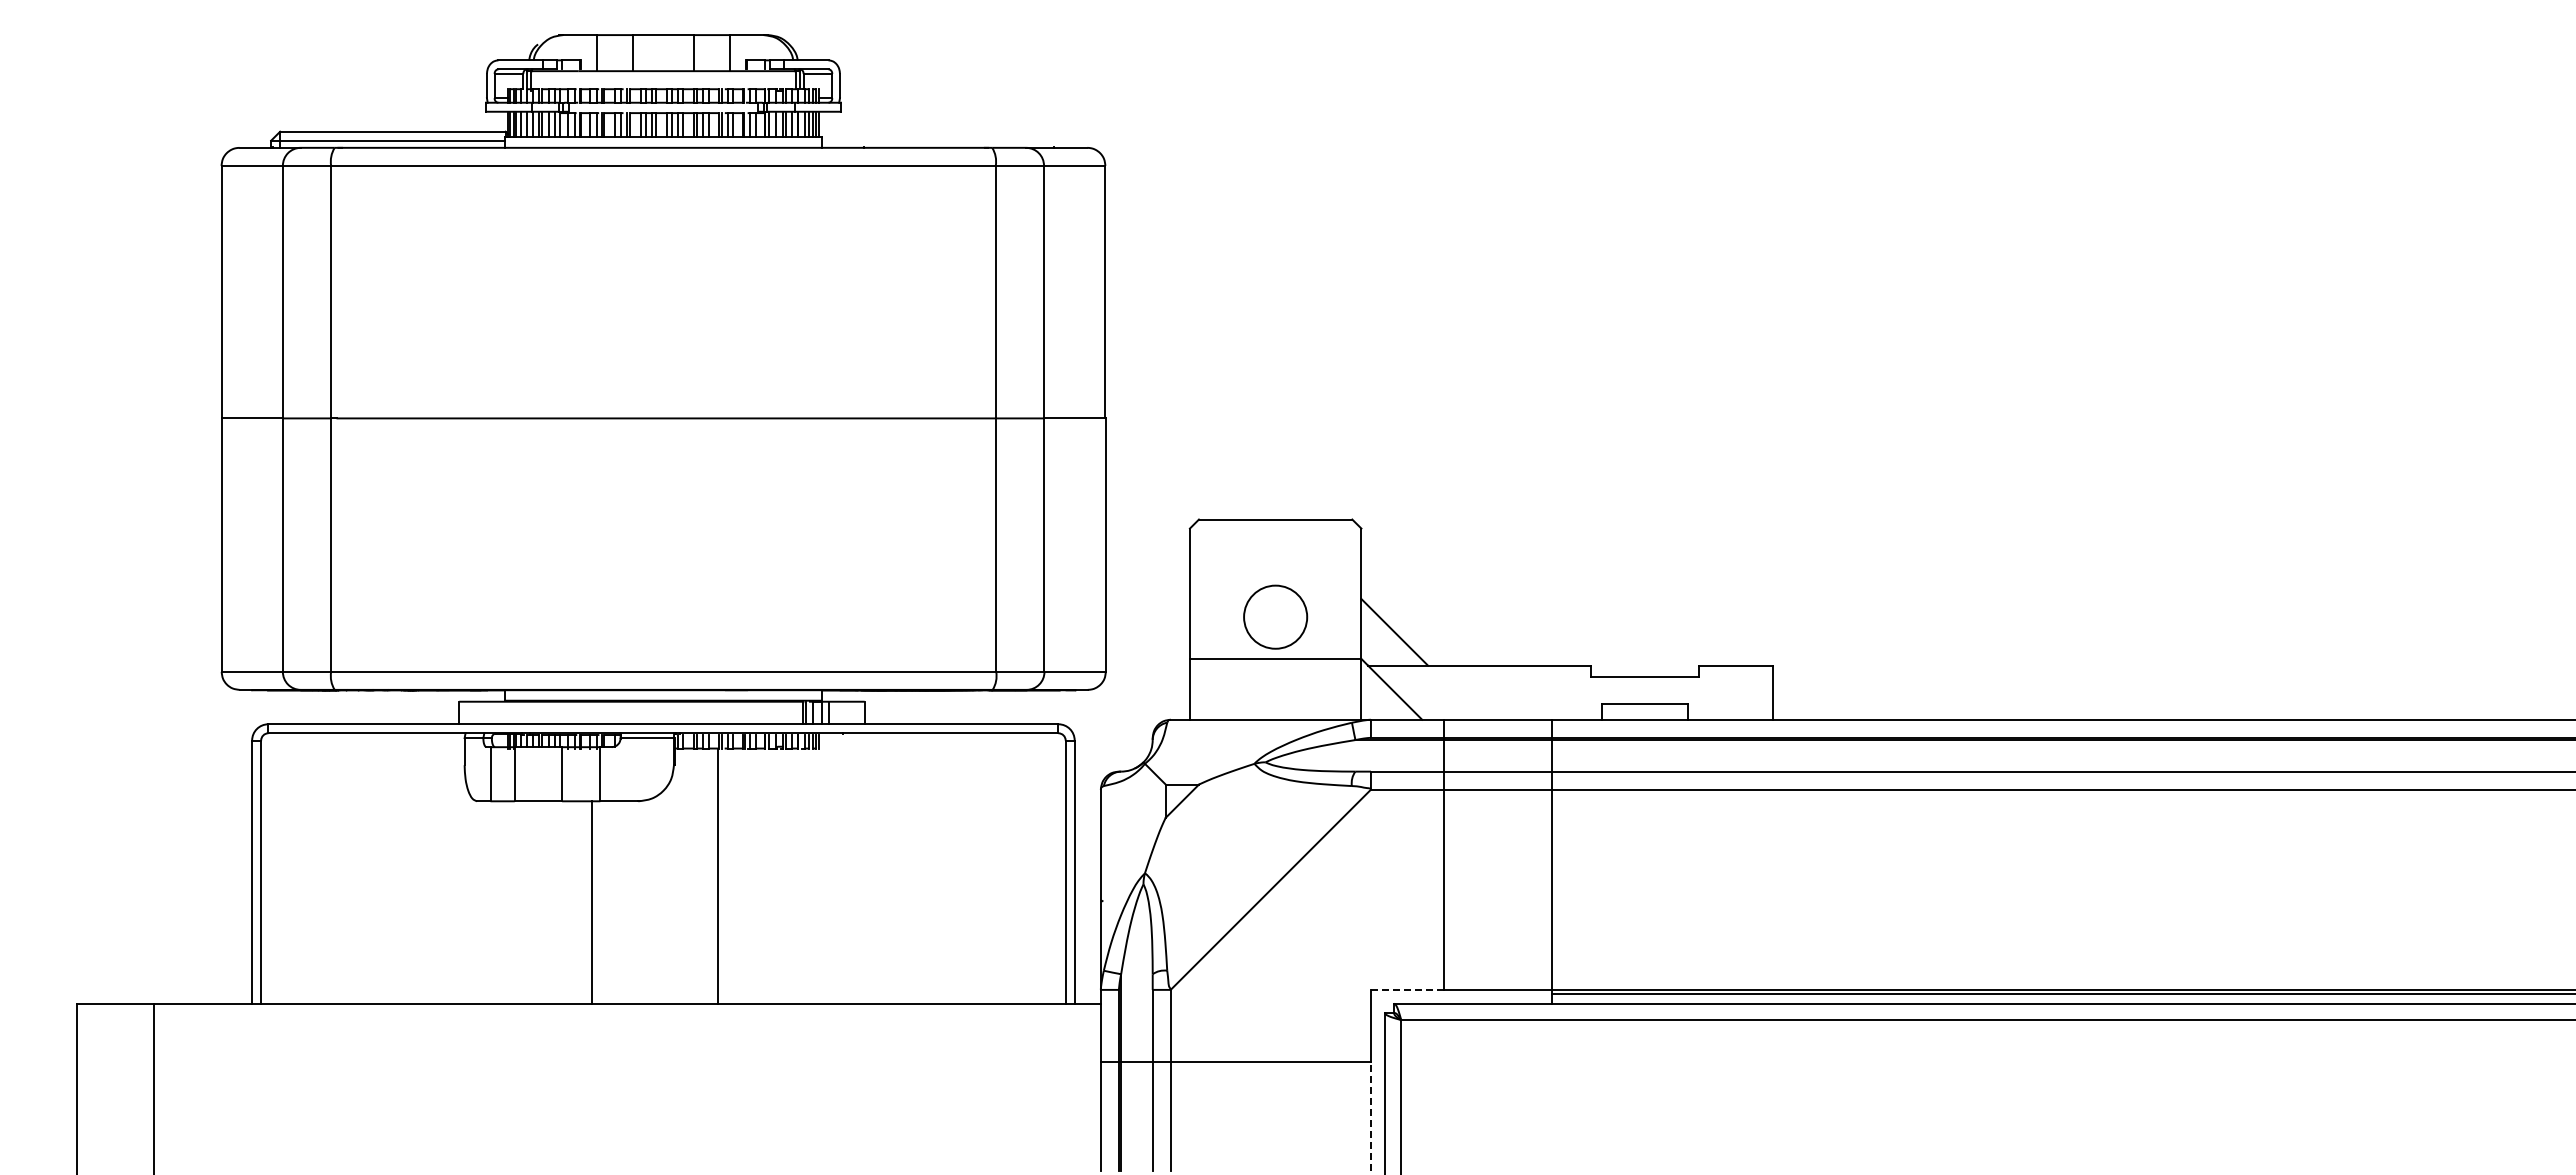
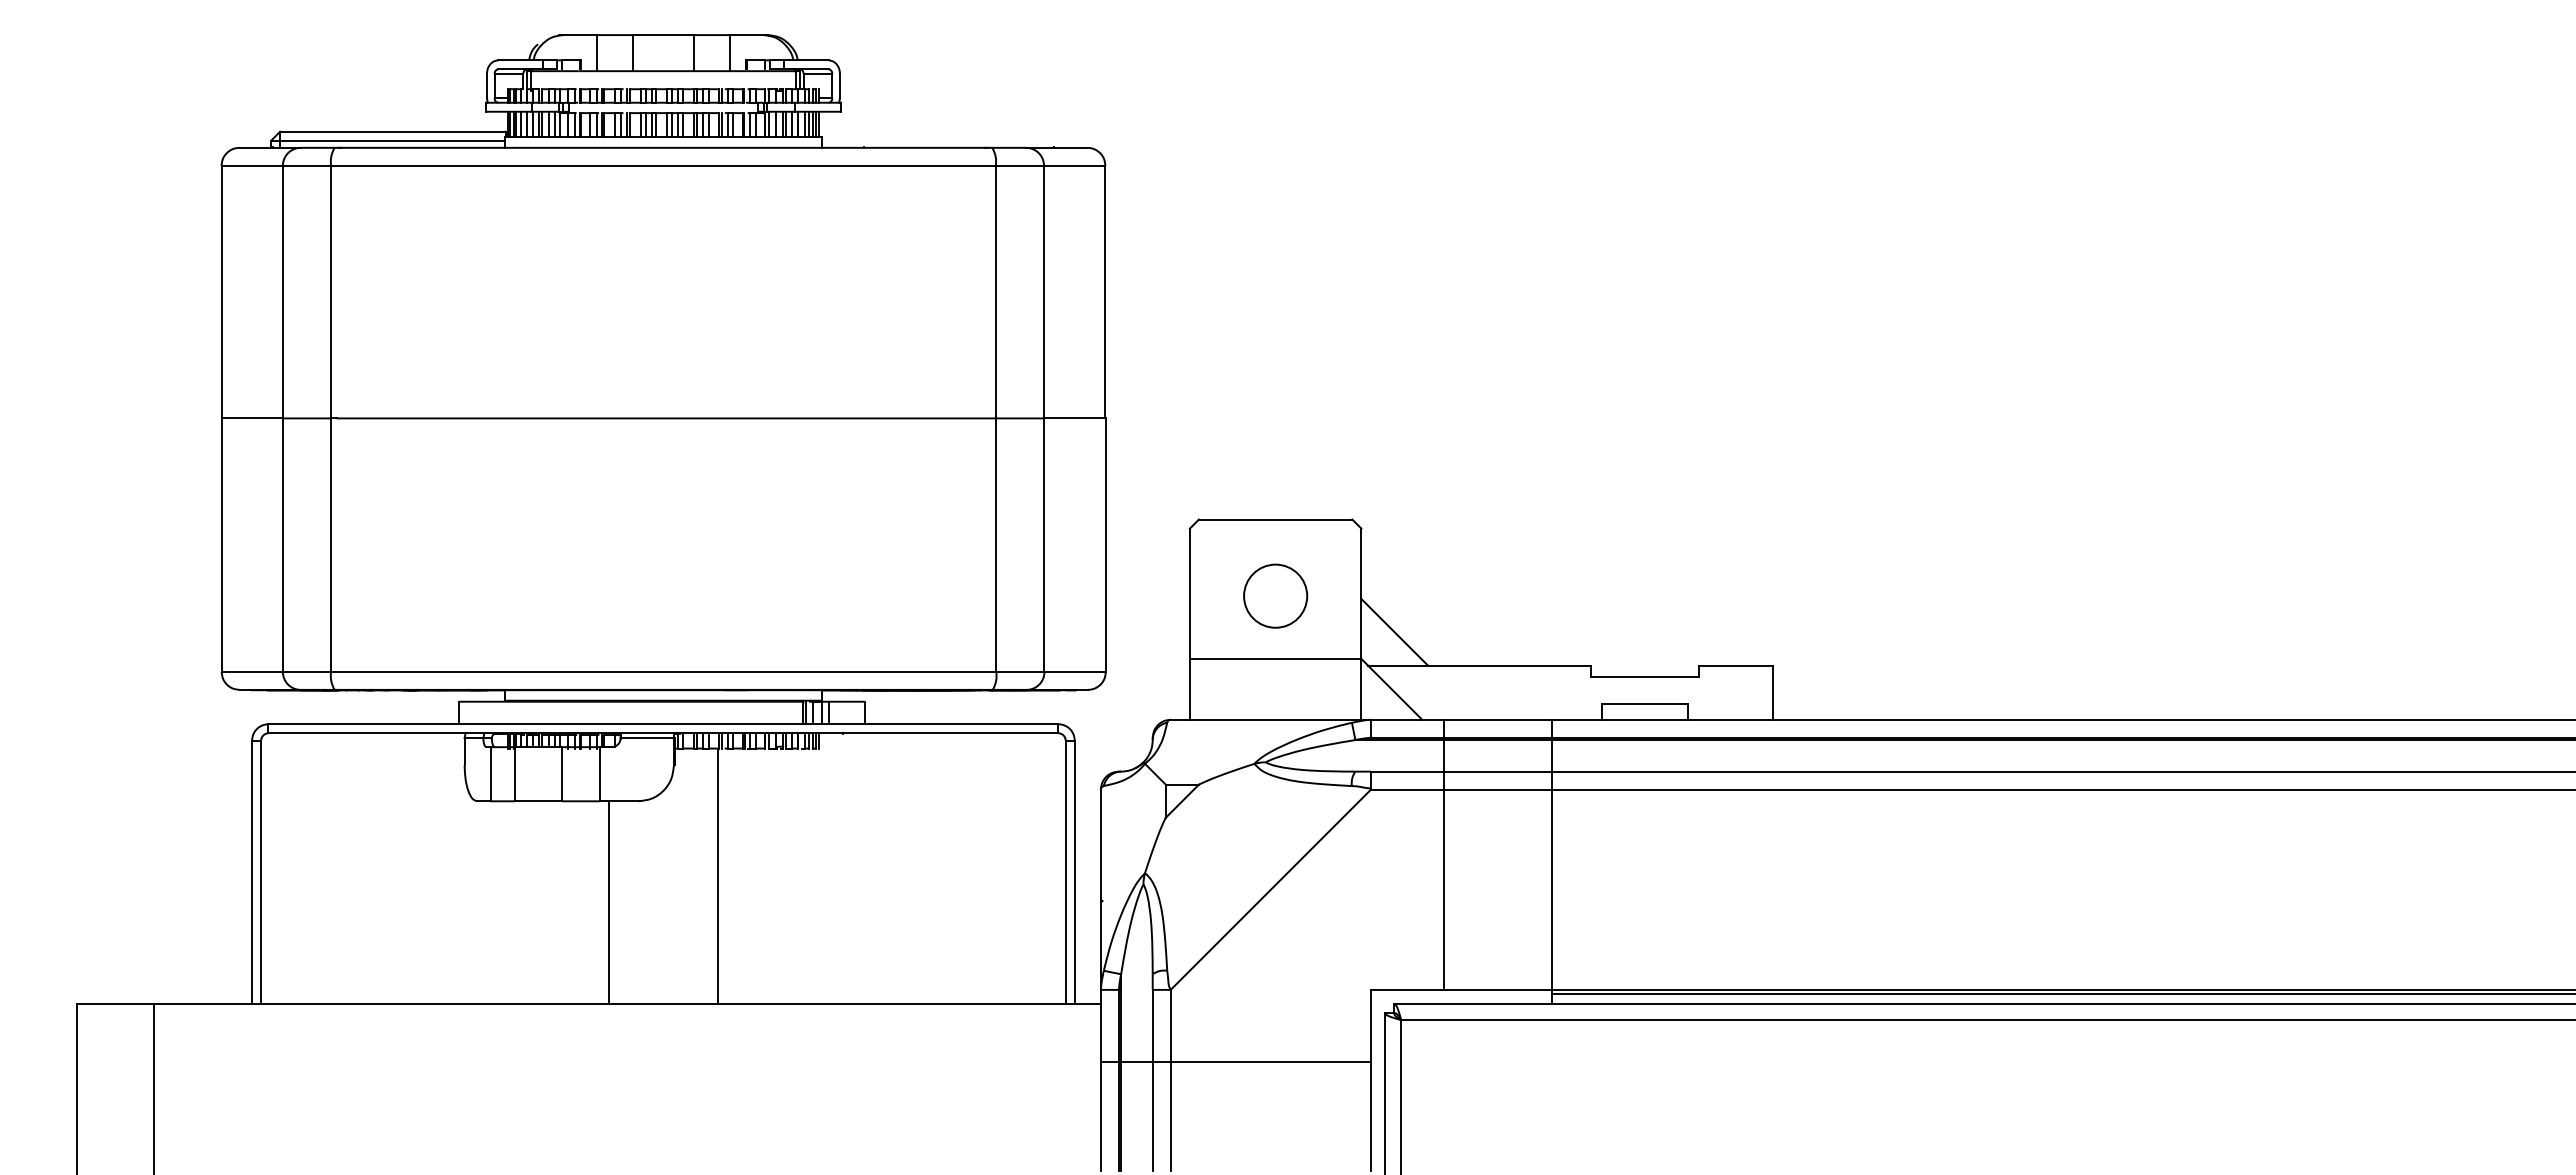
circle position: (1275, 616) -> (1275, 595) (1275, 595)
line position: (592, 902) -> (609, 902) (609, 902)
line: dashed -> solid (1408, 990)
line: dashed -> solid (1371, 1116)
